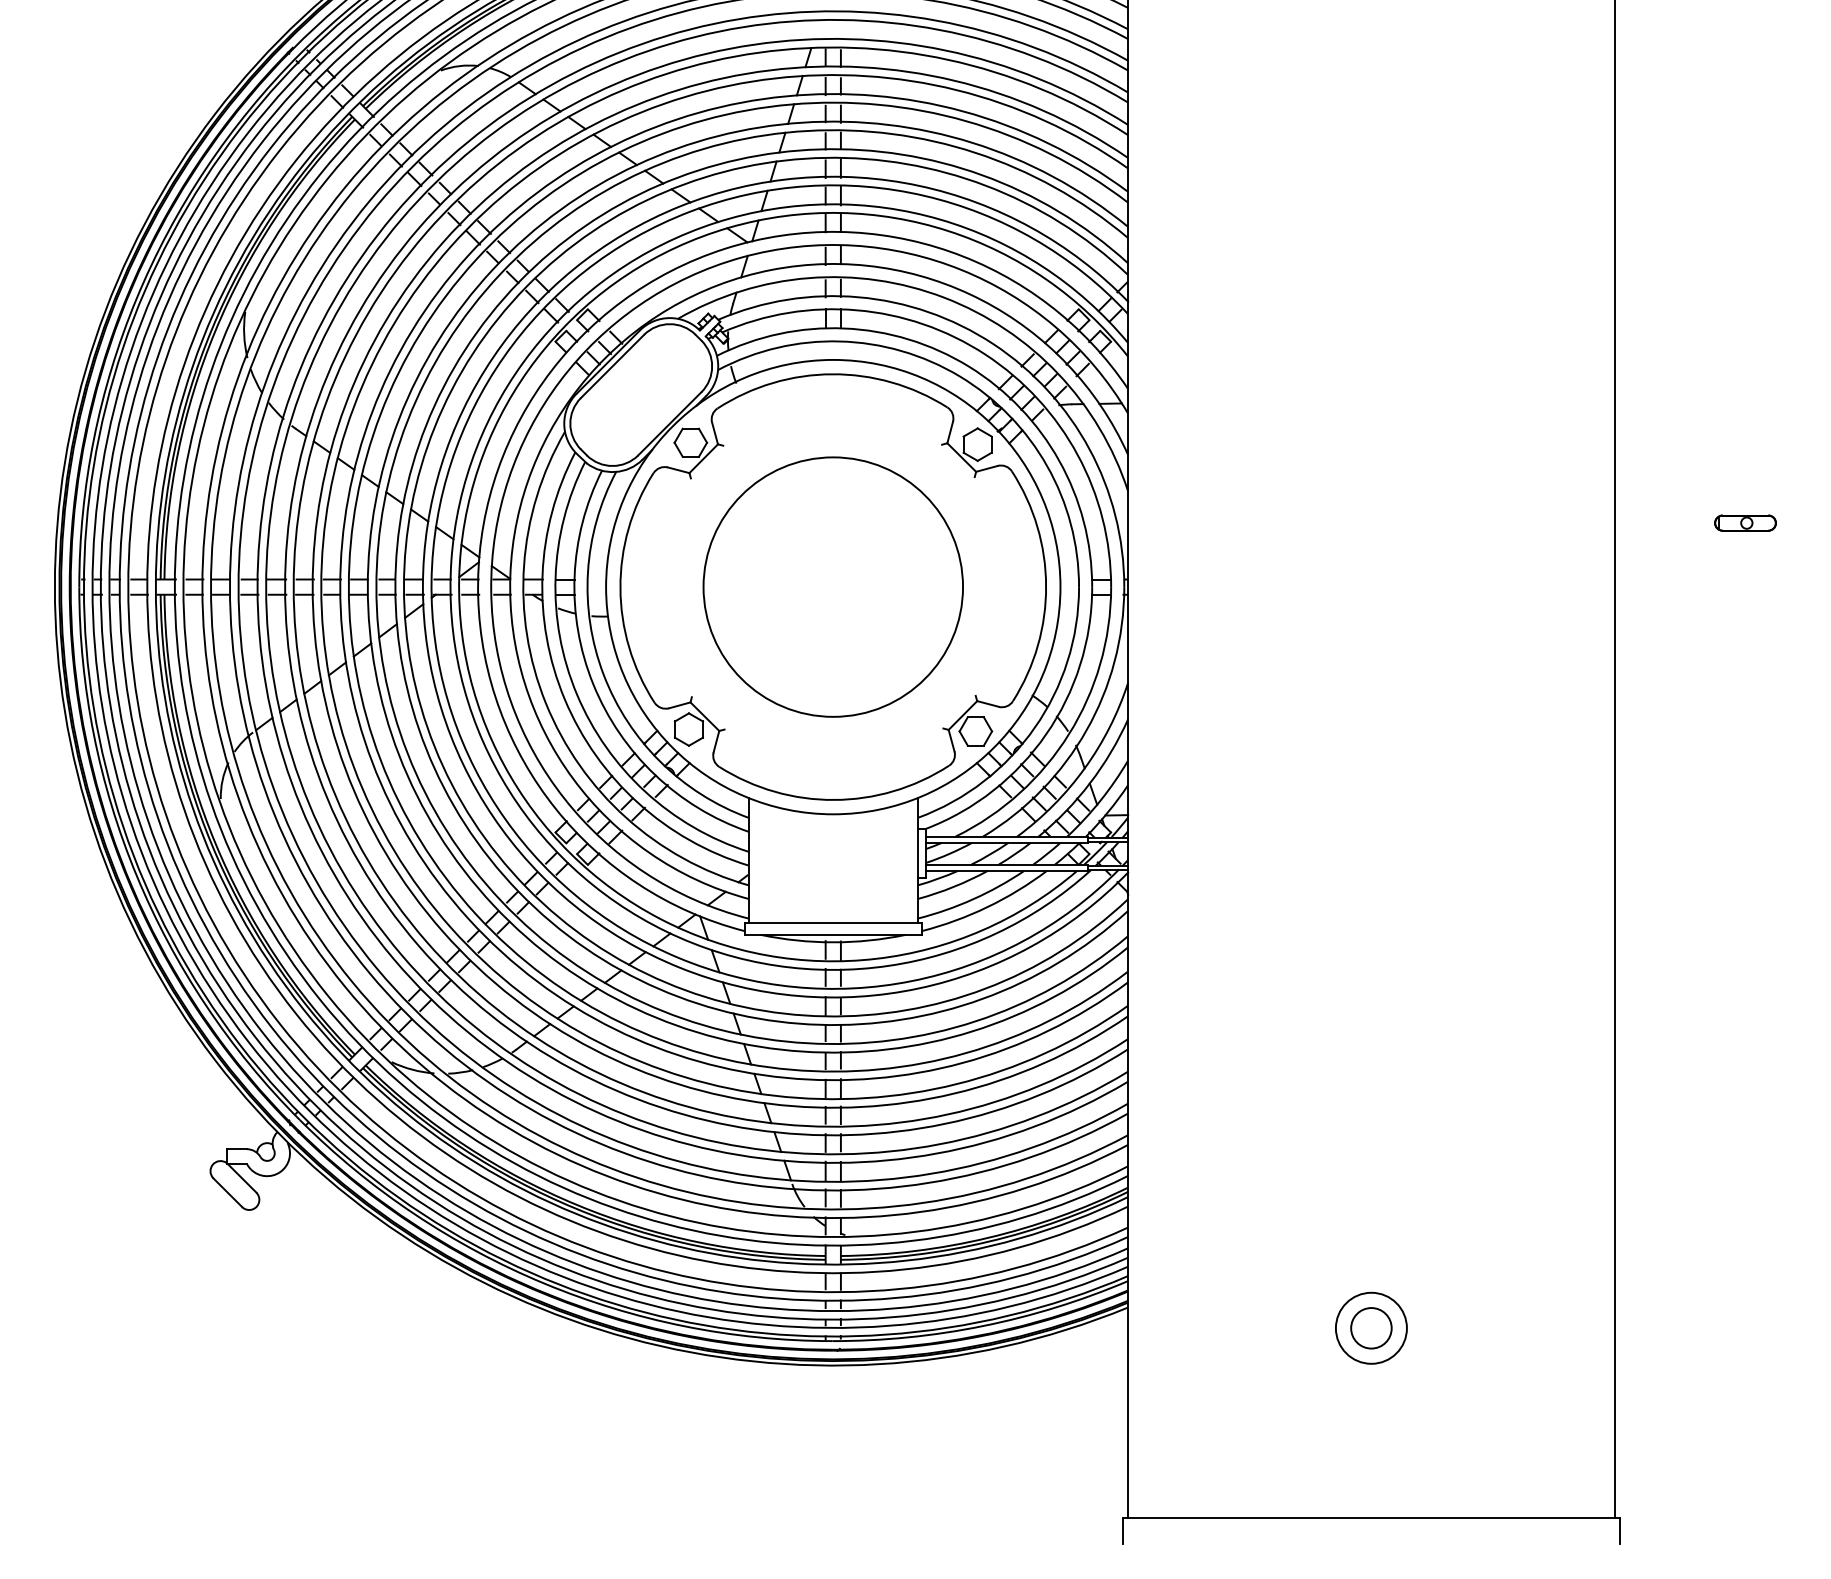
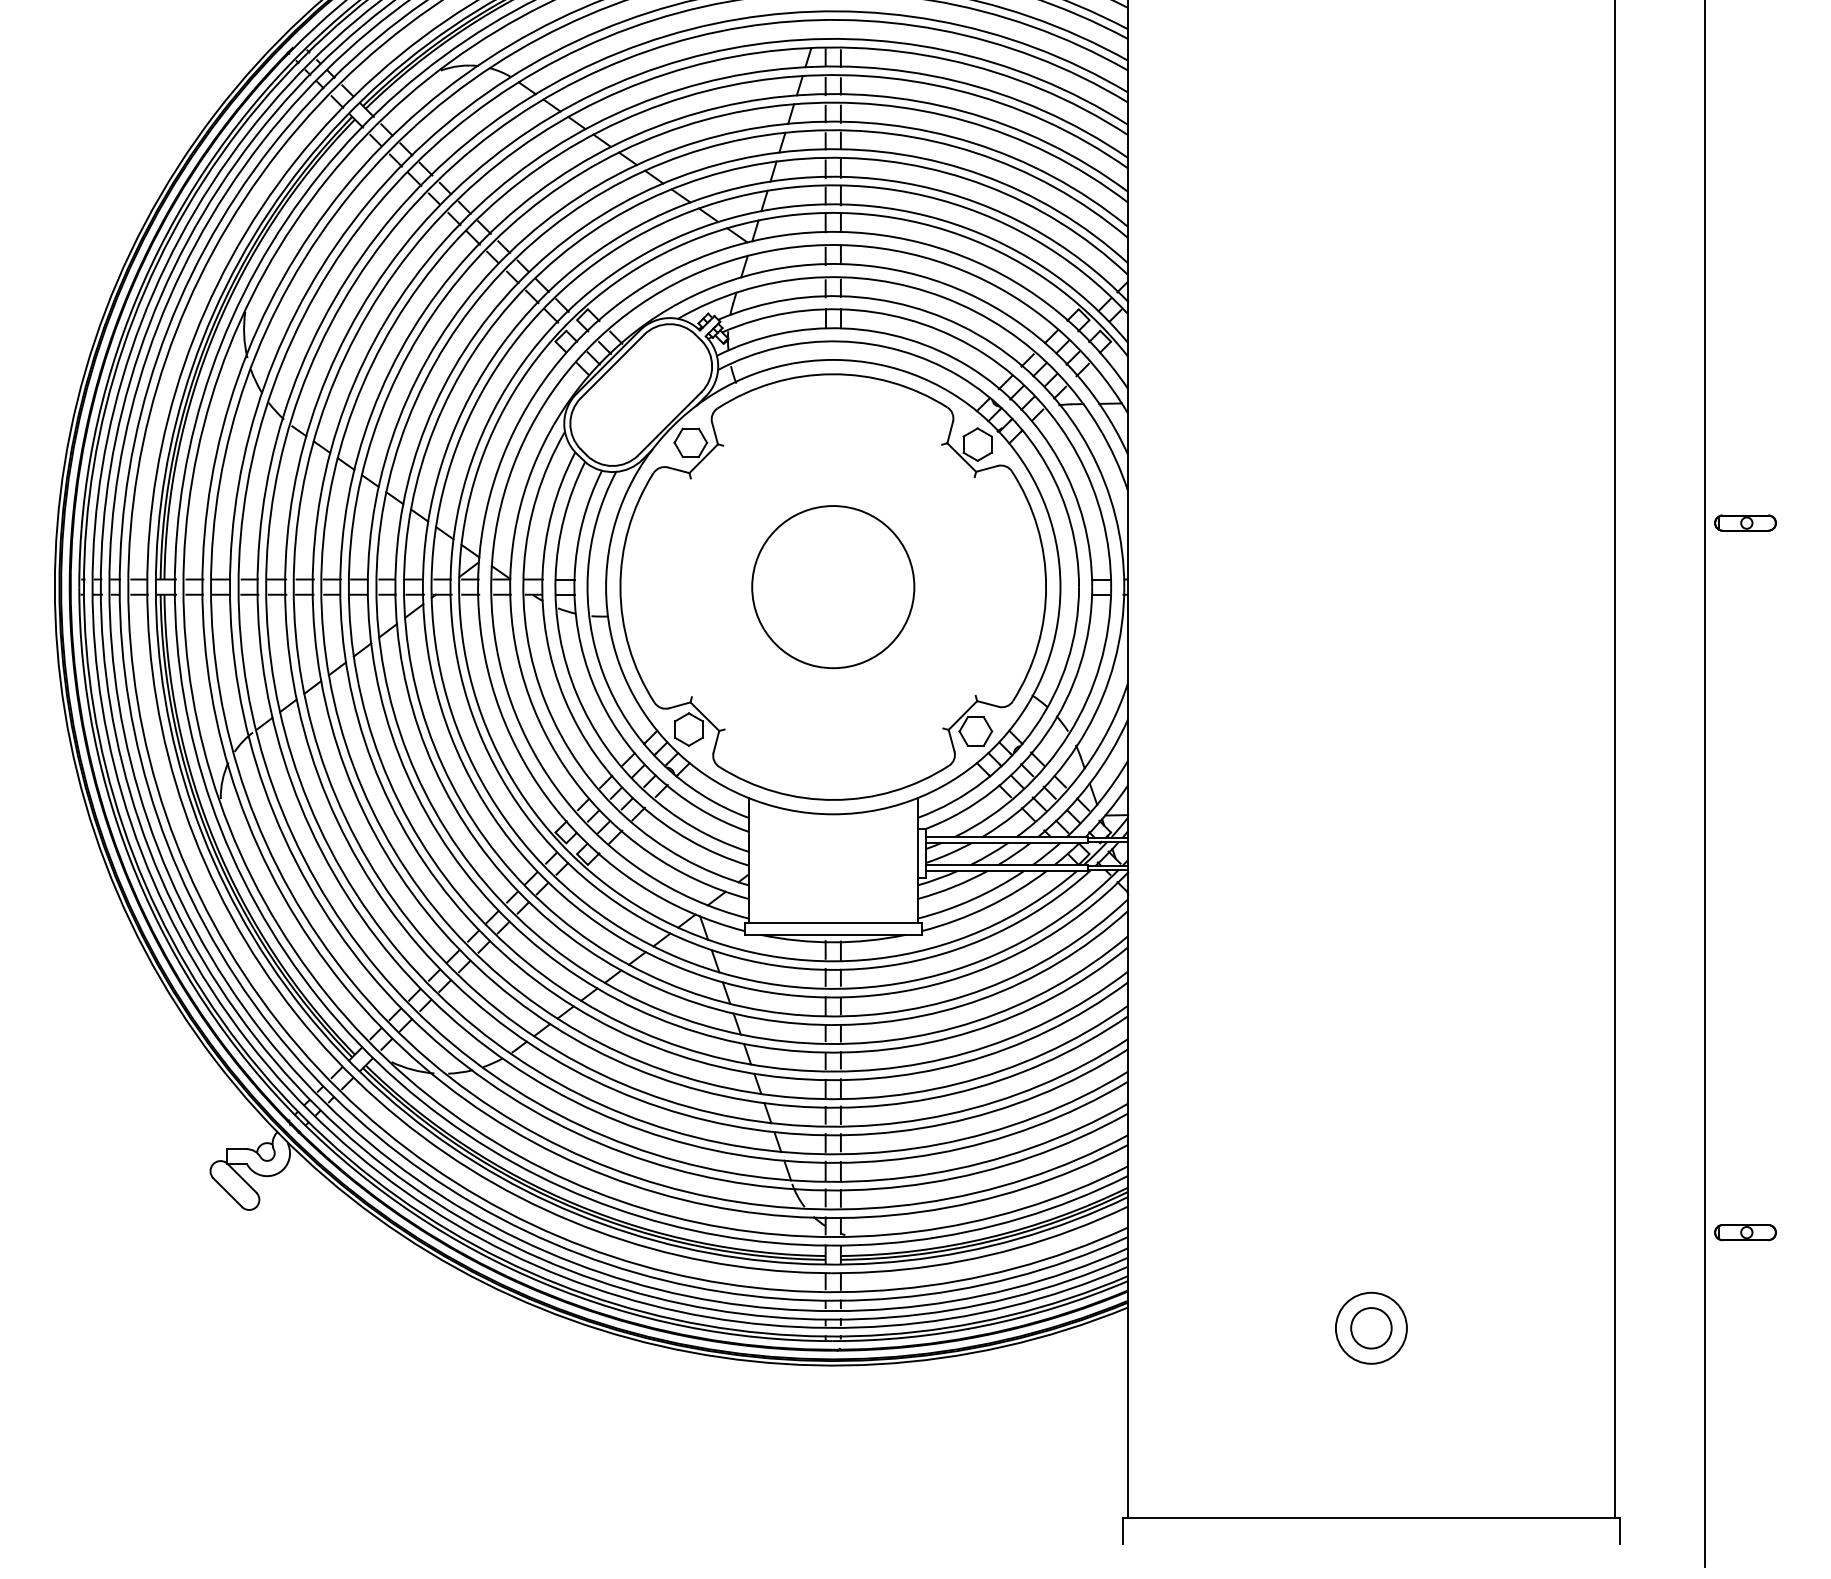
circle diameter: 259 px -> 162 px (833, 587)
line: none -> present (1704, 784)
part: none -> present (1745, 1232)
